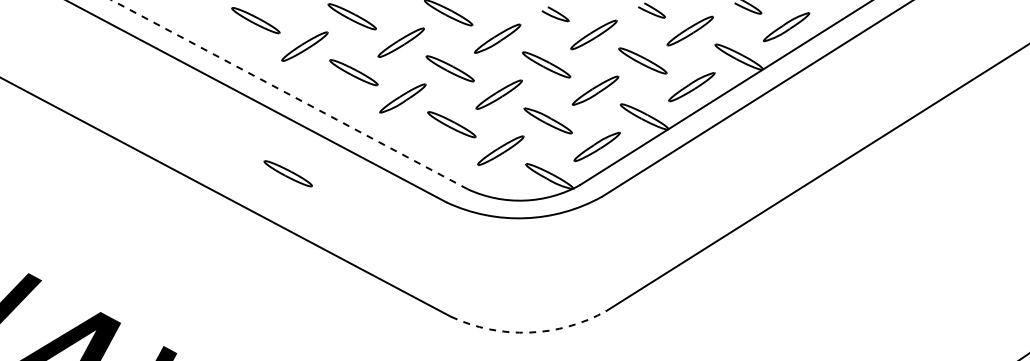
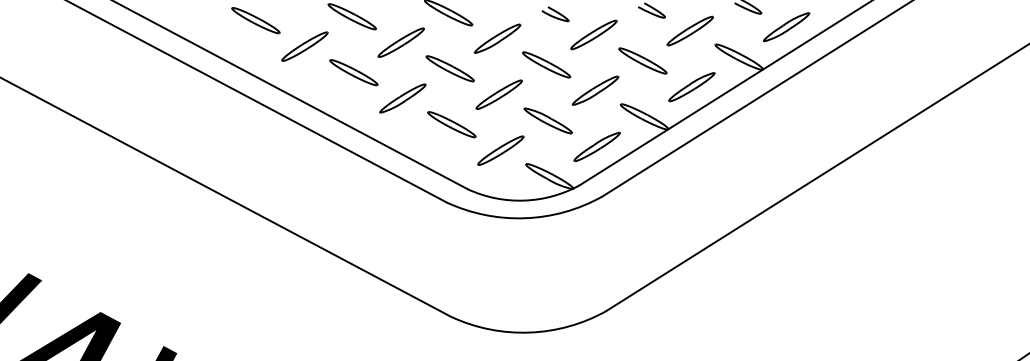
line: dashed -> solid (289, 94)
part: present -> none (287, 173)
arc: dashed -> solid (529, 332)
